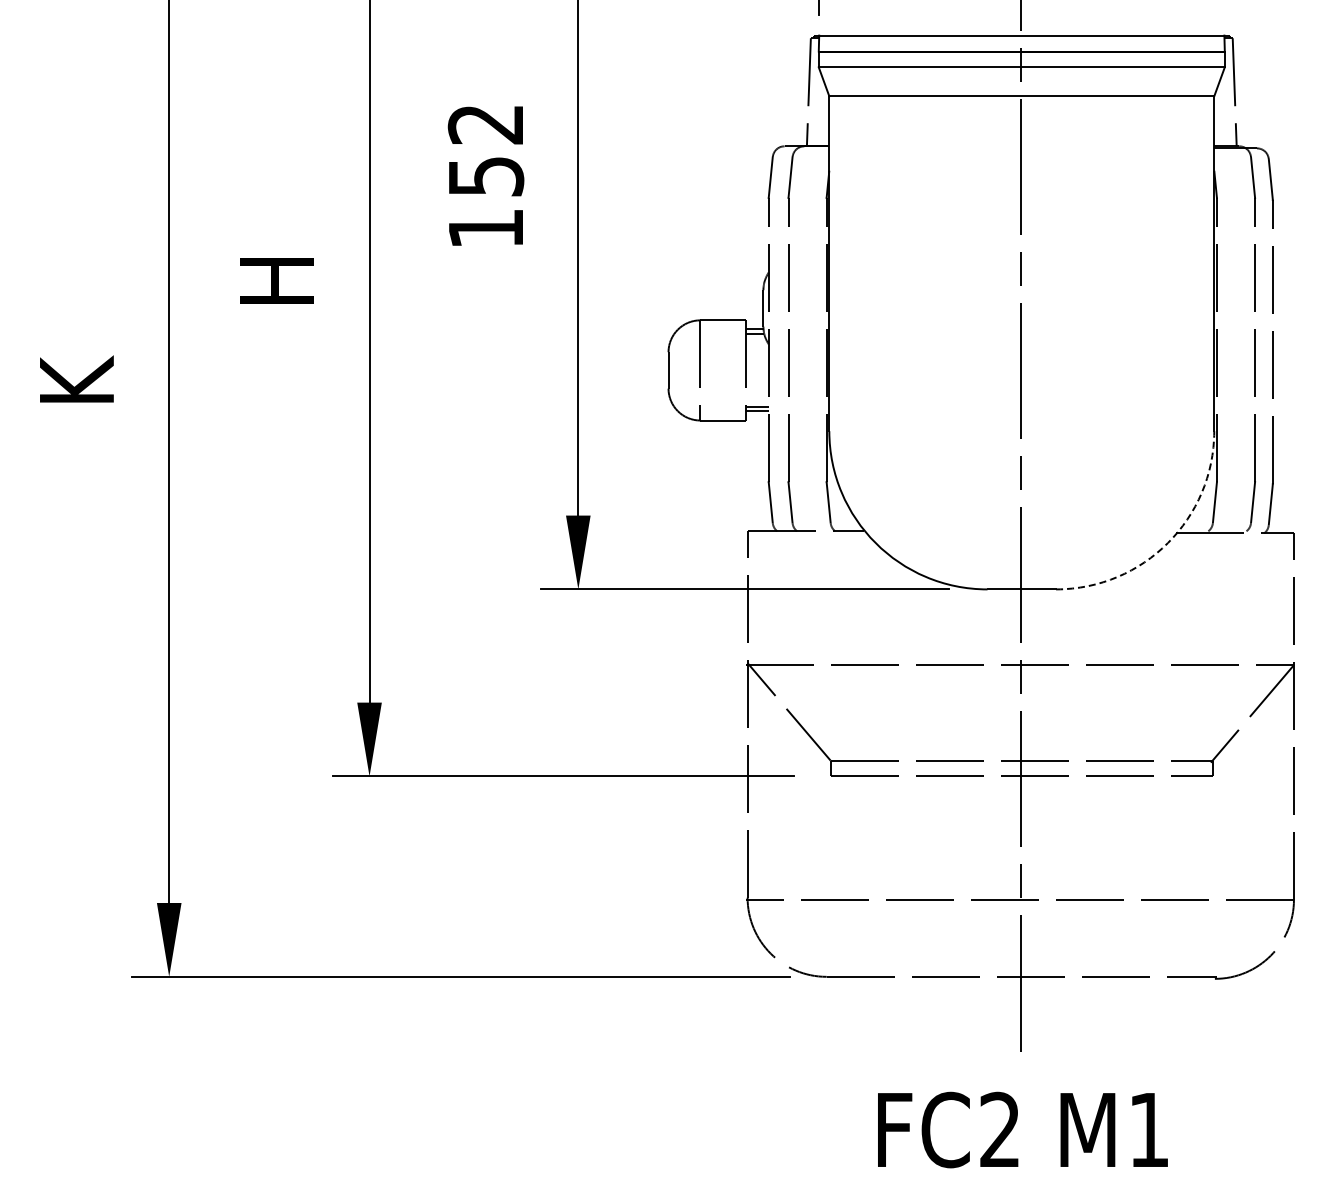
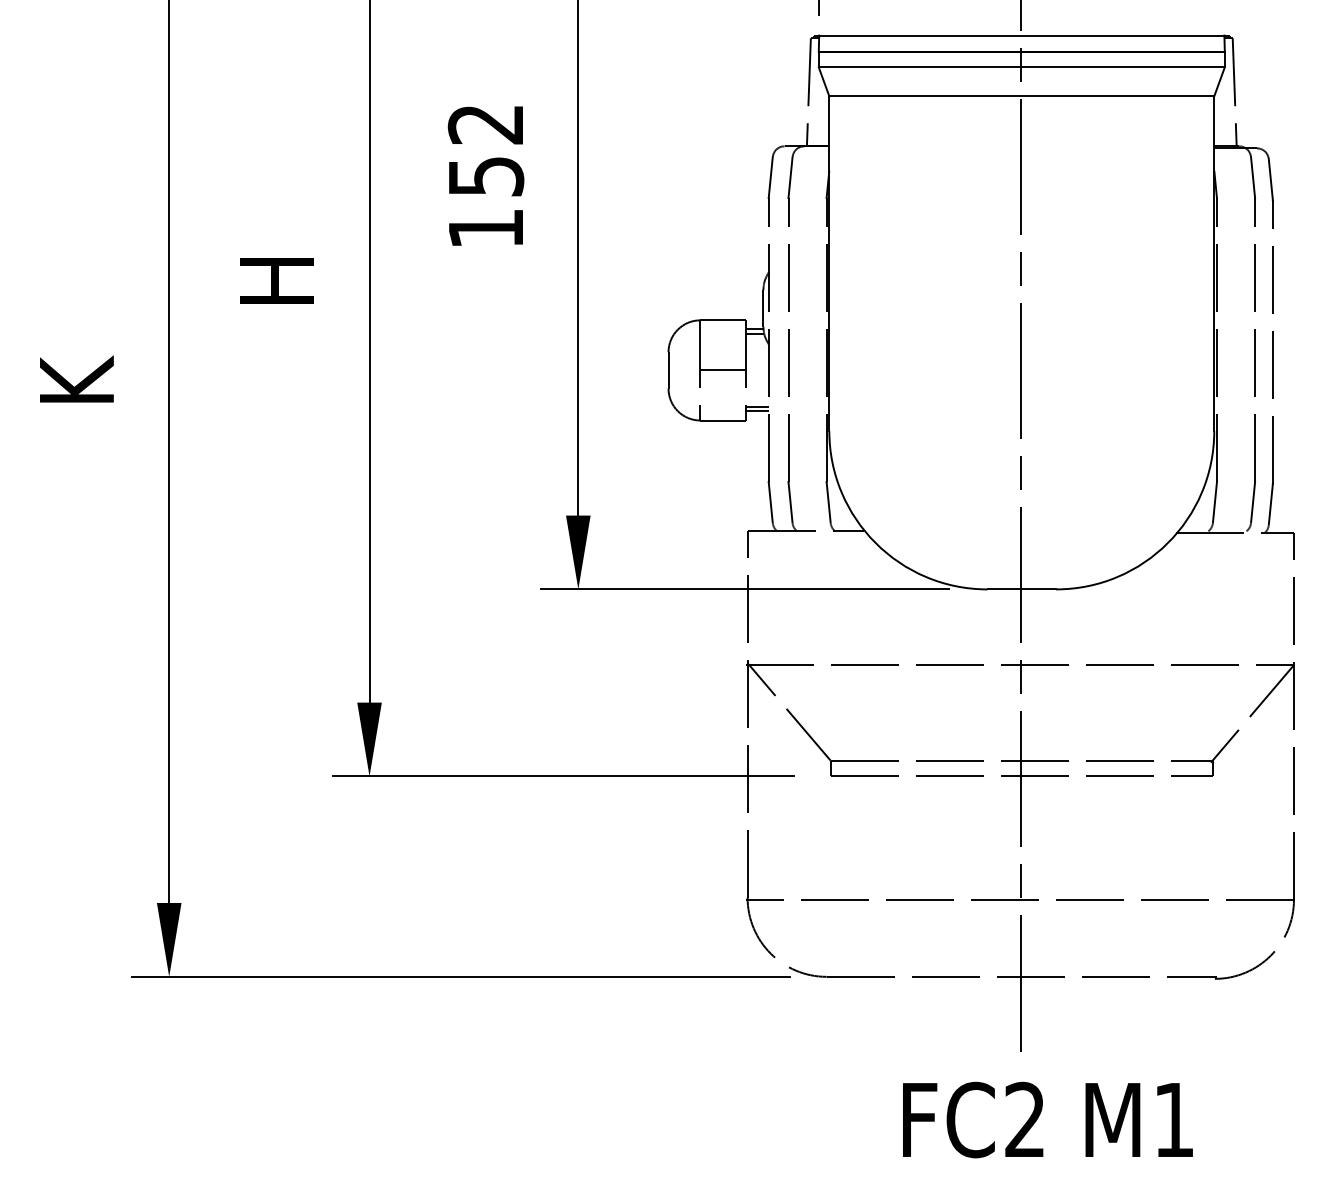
line: none -> present (722, 370)
arc: dashed -> solid (1167, 543)
text position: (1022, 1129) -> (1047, 1119) (1047, 1119)
